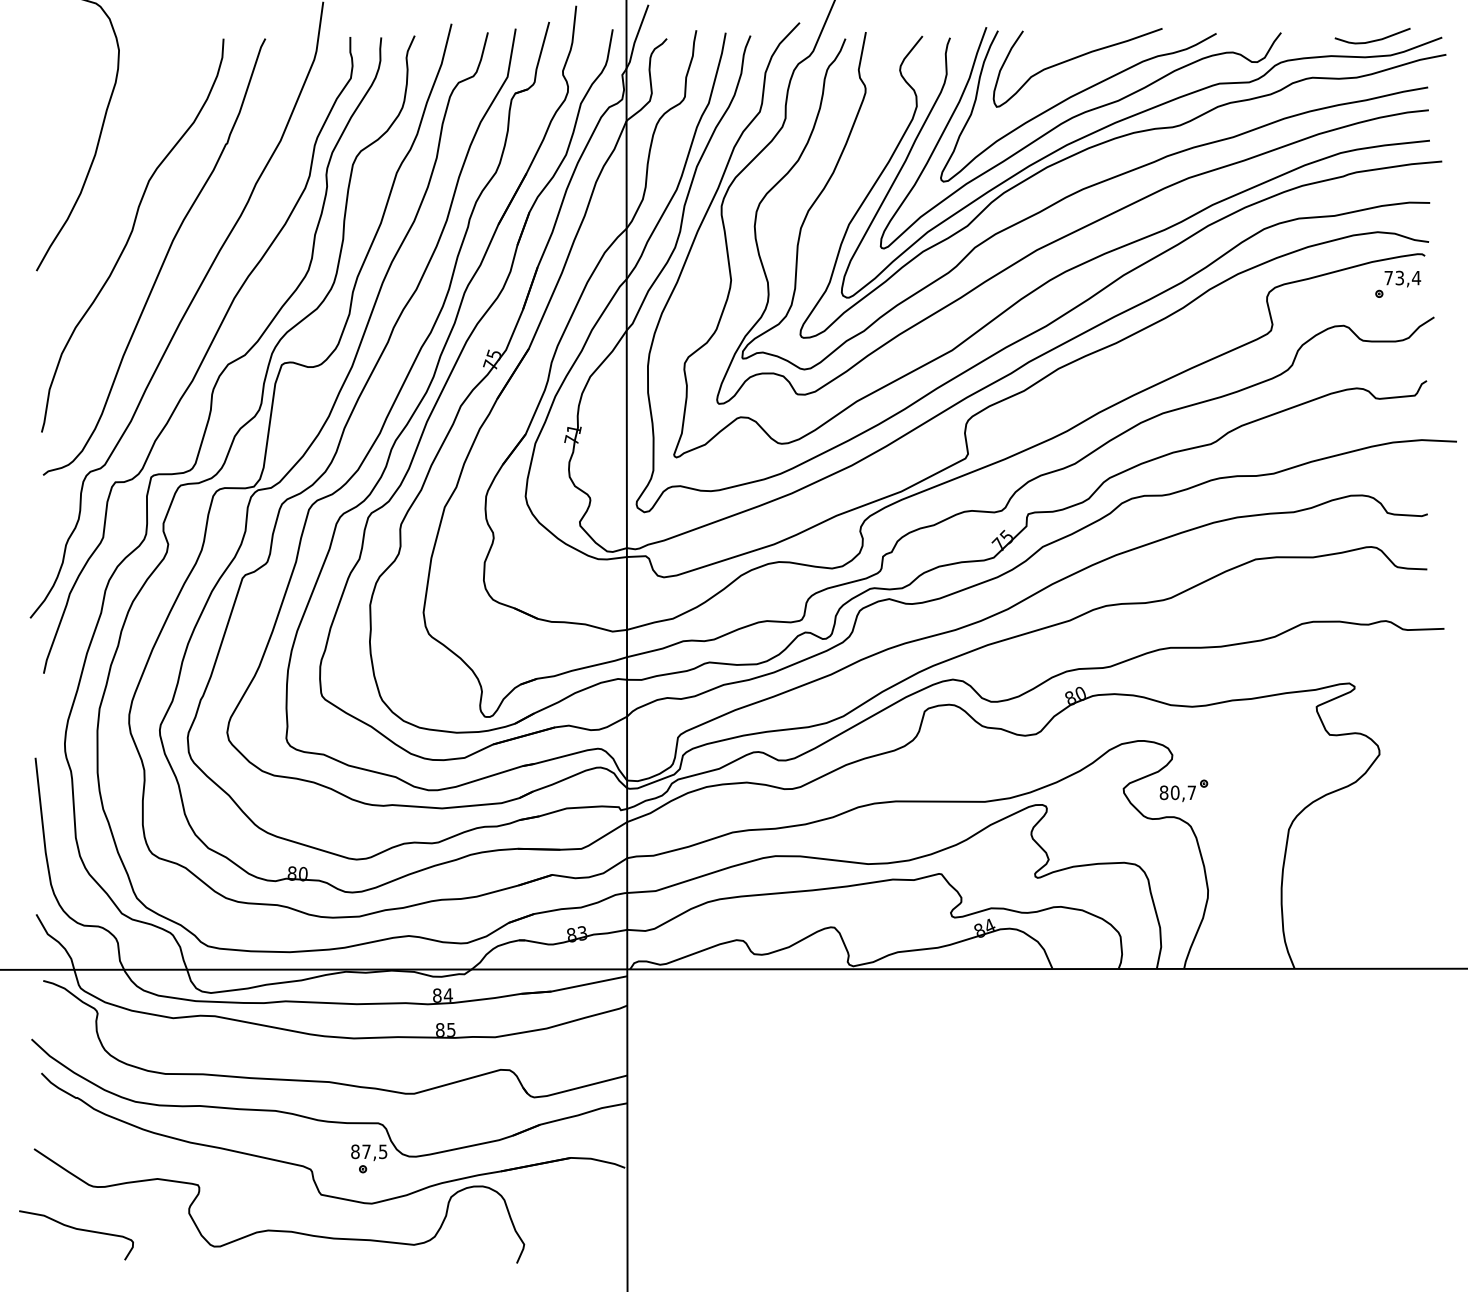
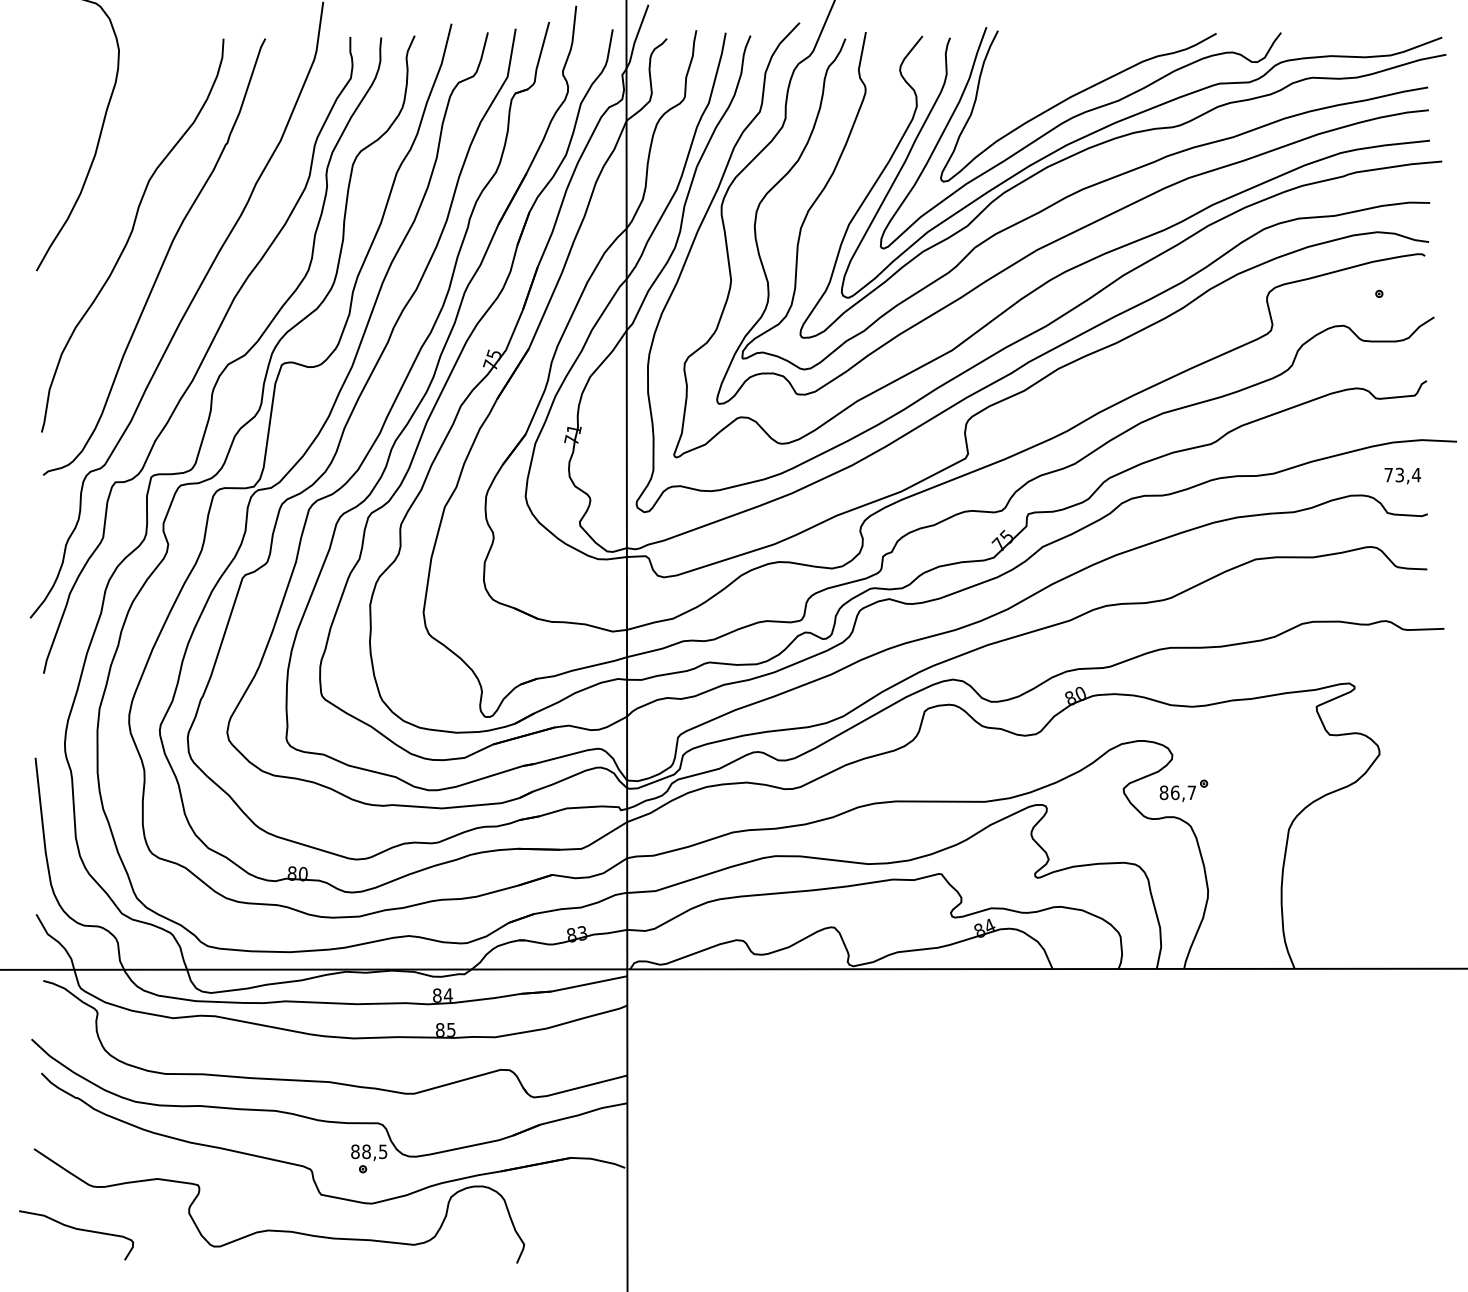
curve: present -> none (1372, 40)
curve: present -> none (1074, 59)
text position: (1402, 278) -> (1402, 475) (1402, 475)
text: 80,7 -> 86,7 (1175, 792)
text: 87,5 -> 88,5 (366, 1151)
